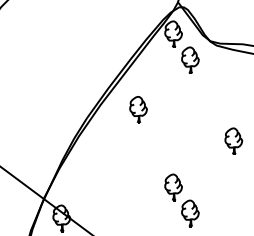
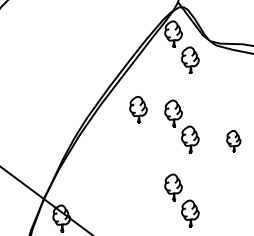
part: none -> present (181, 126)
part size: 20x28 px -> 16x23 px (233, 141)
